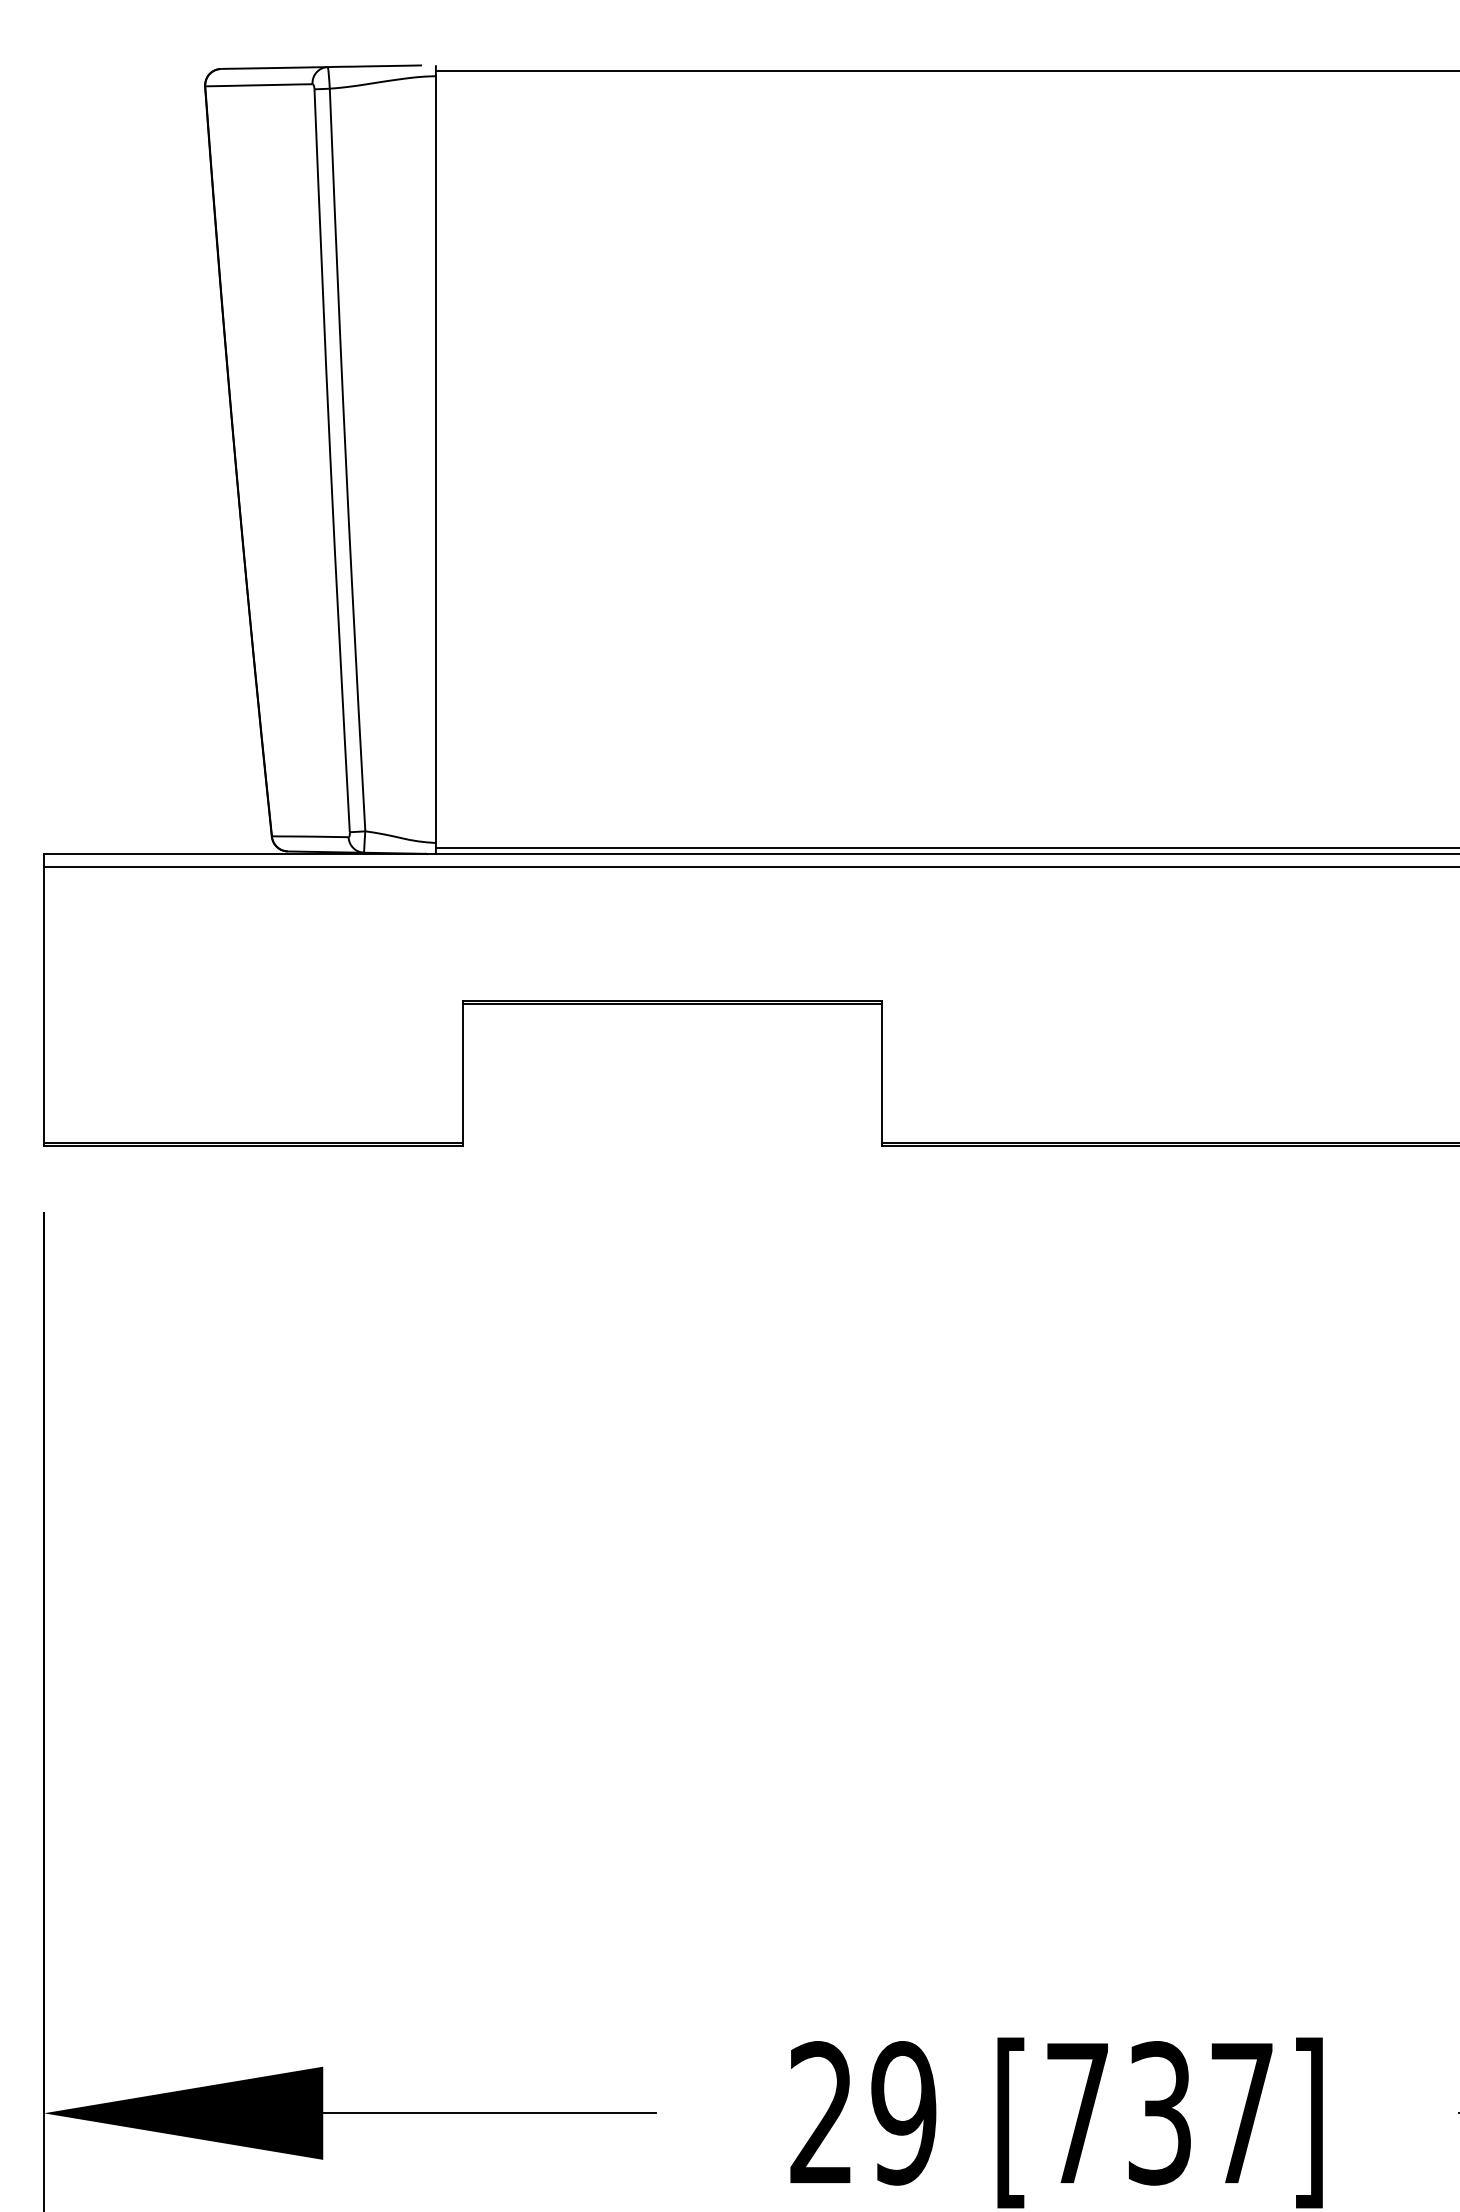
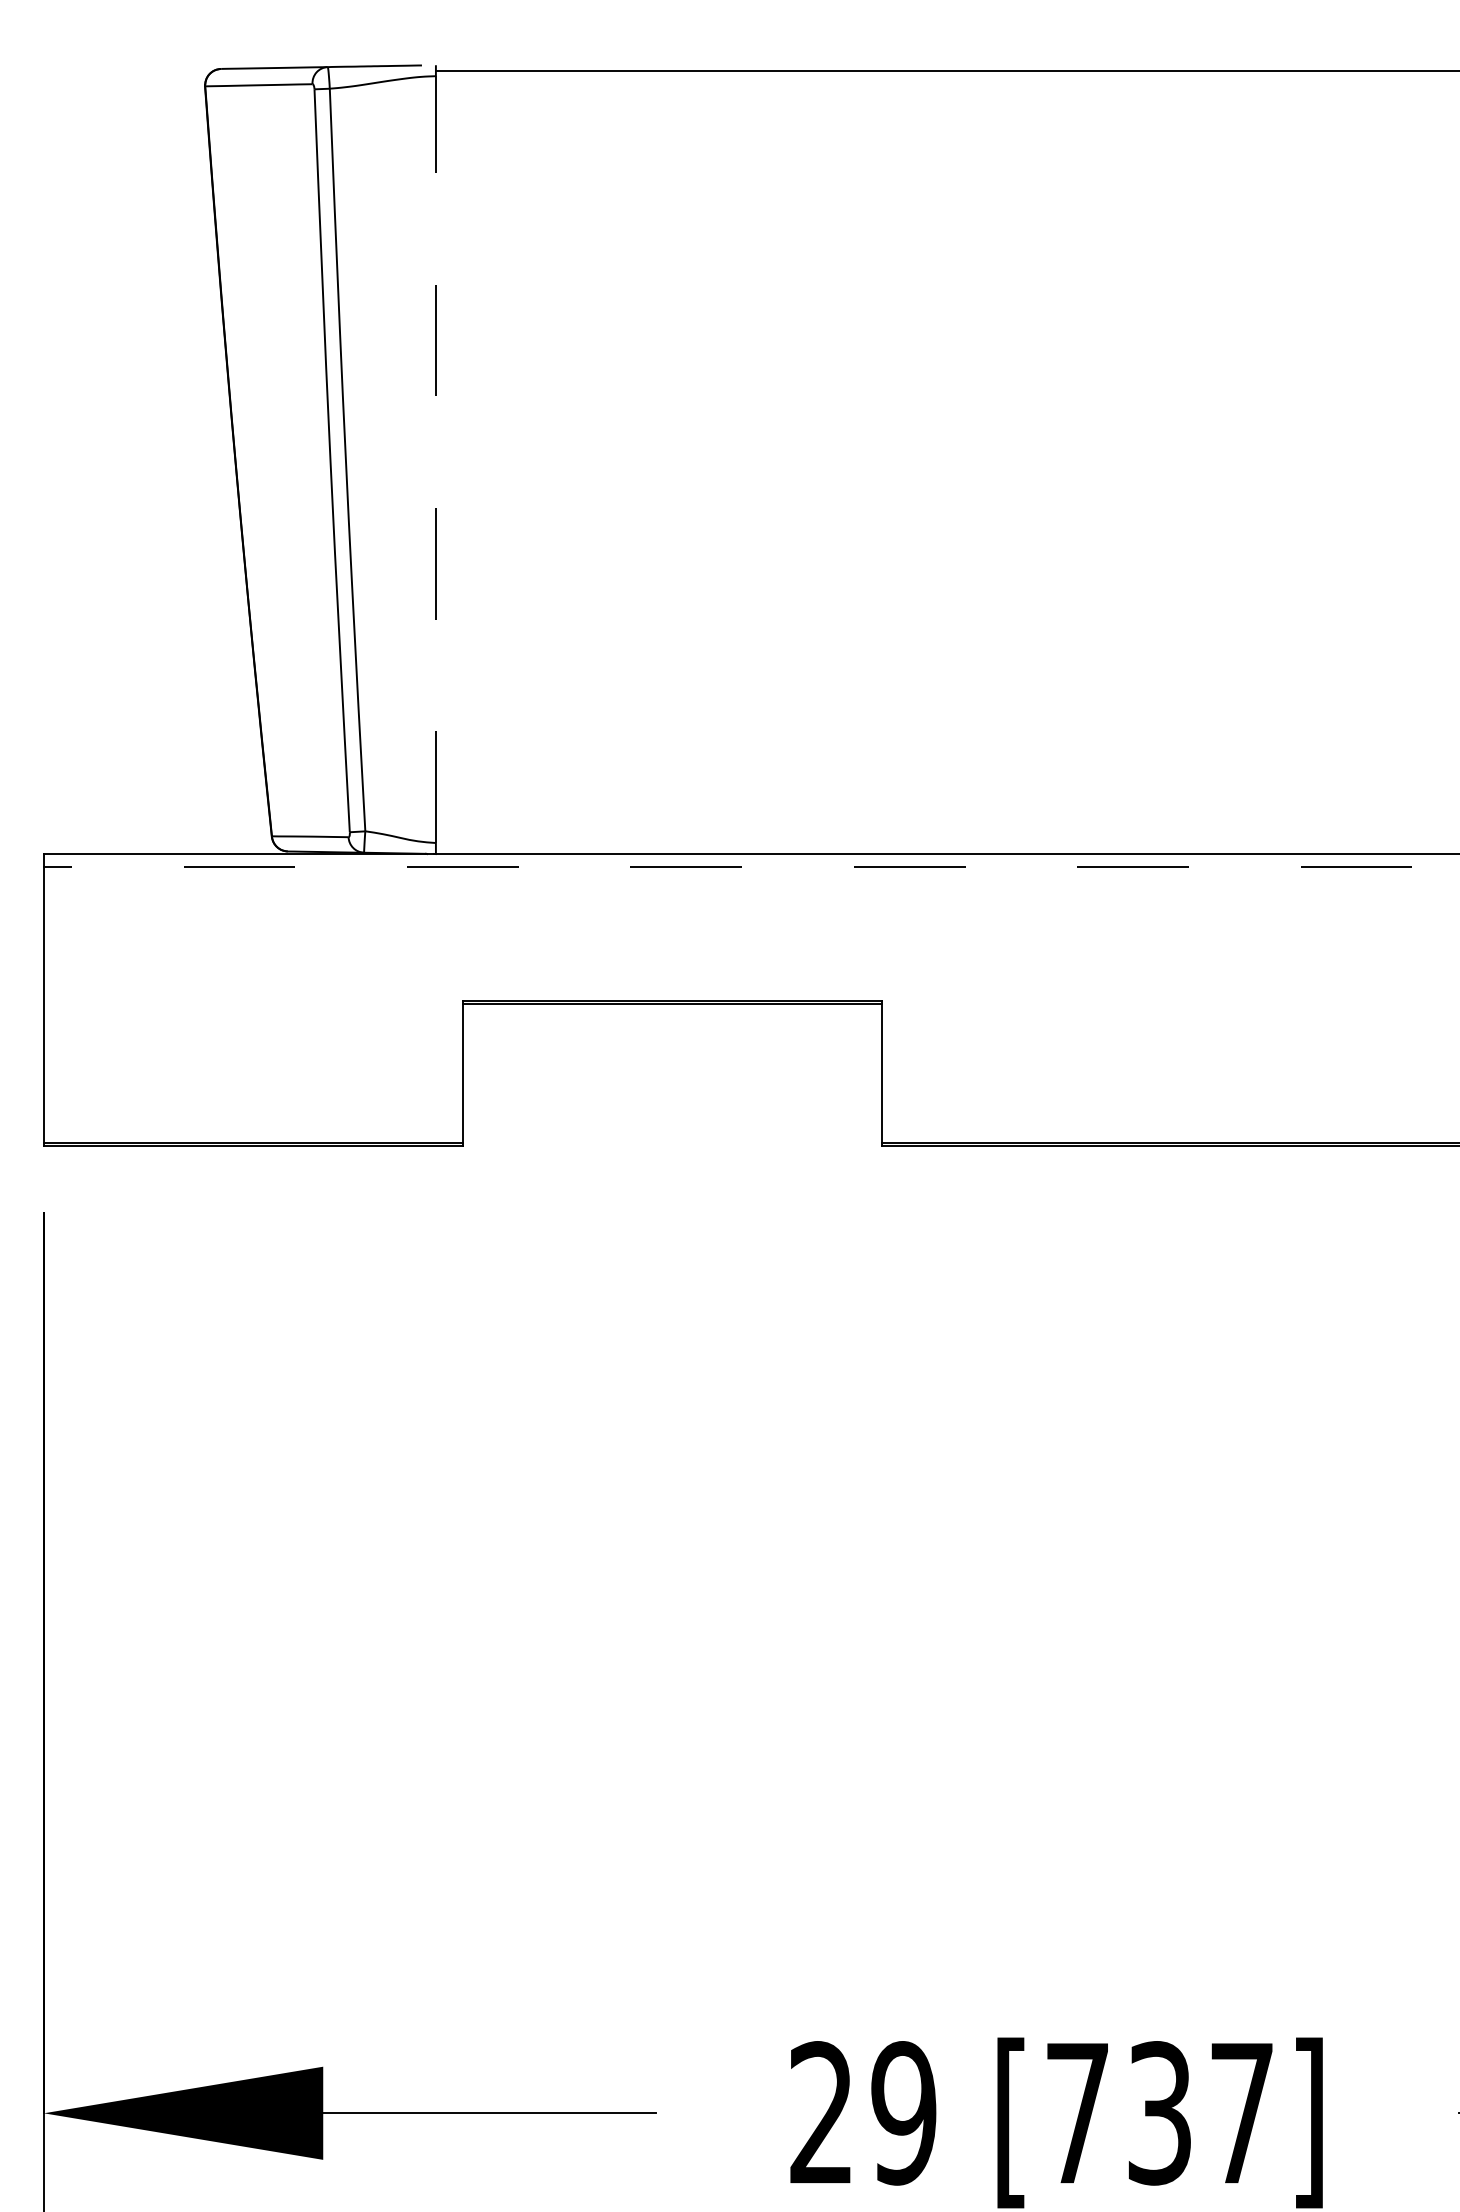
line: solid -> dashed (435, 459)
line: present -> none (945, 848)
line: solid -> dashed (751, 867)
